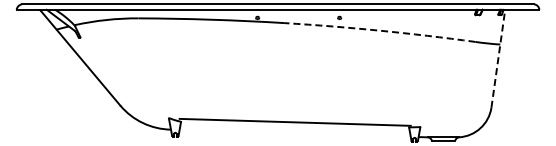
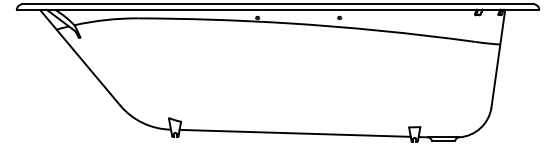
arc: dashed -> solid (379, 30)
line: dashed -> solid (498, 58)
line position: (294, 121) -> (294, 132) (294, 132)
